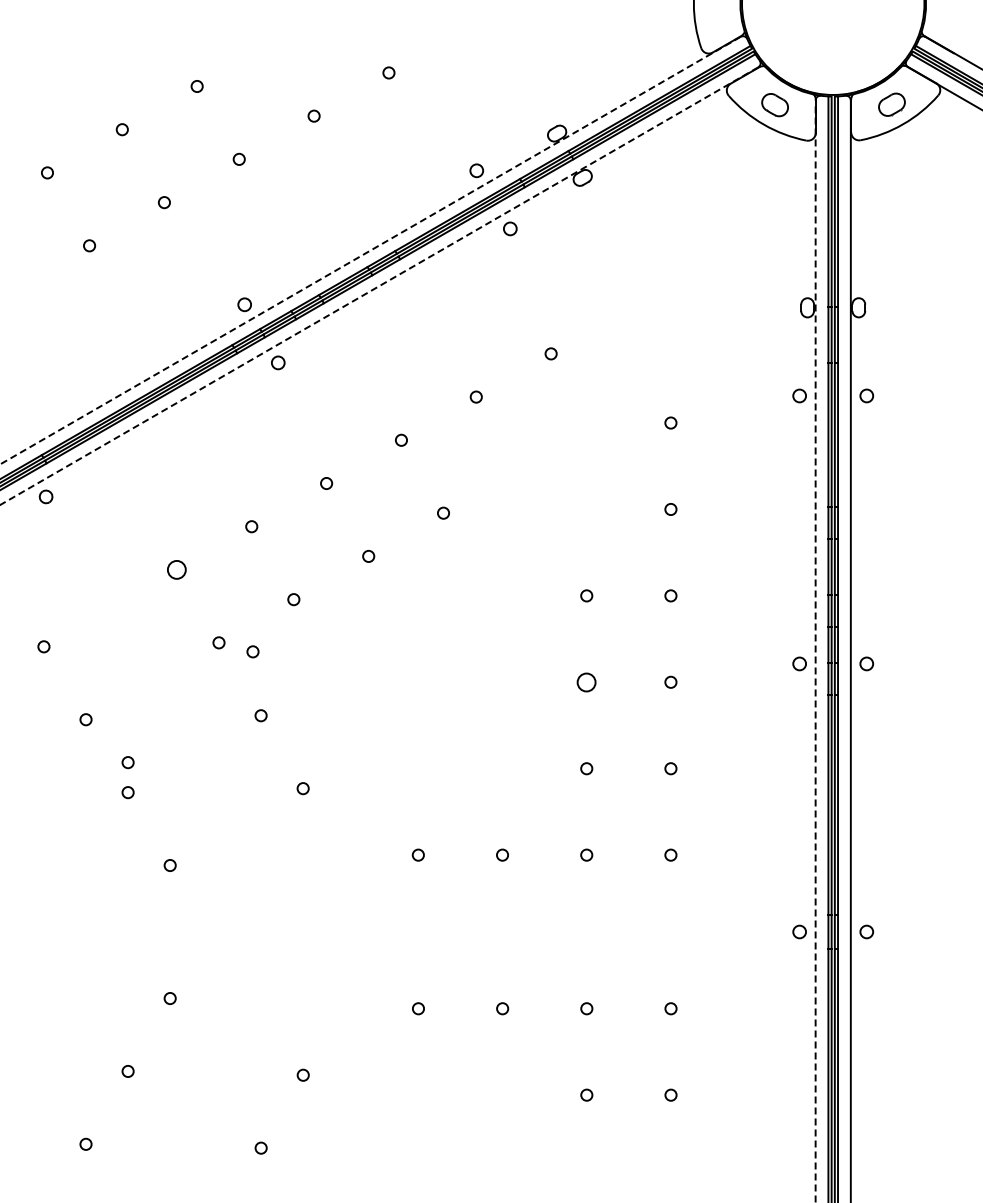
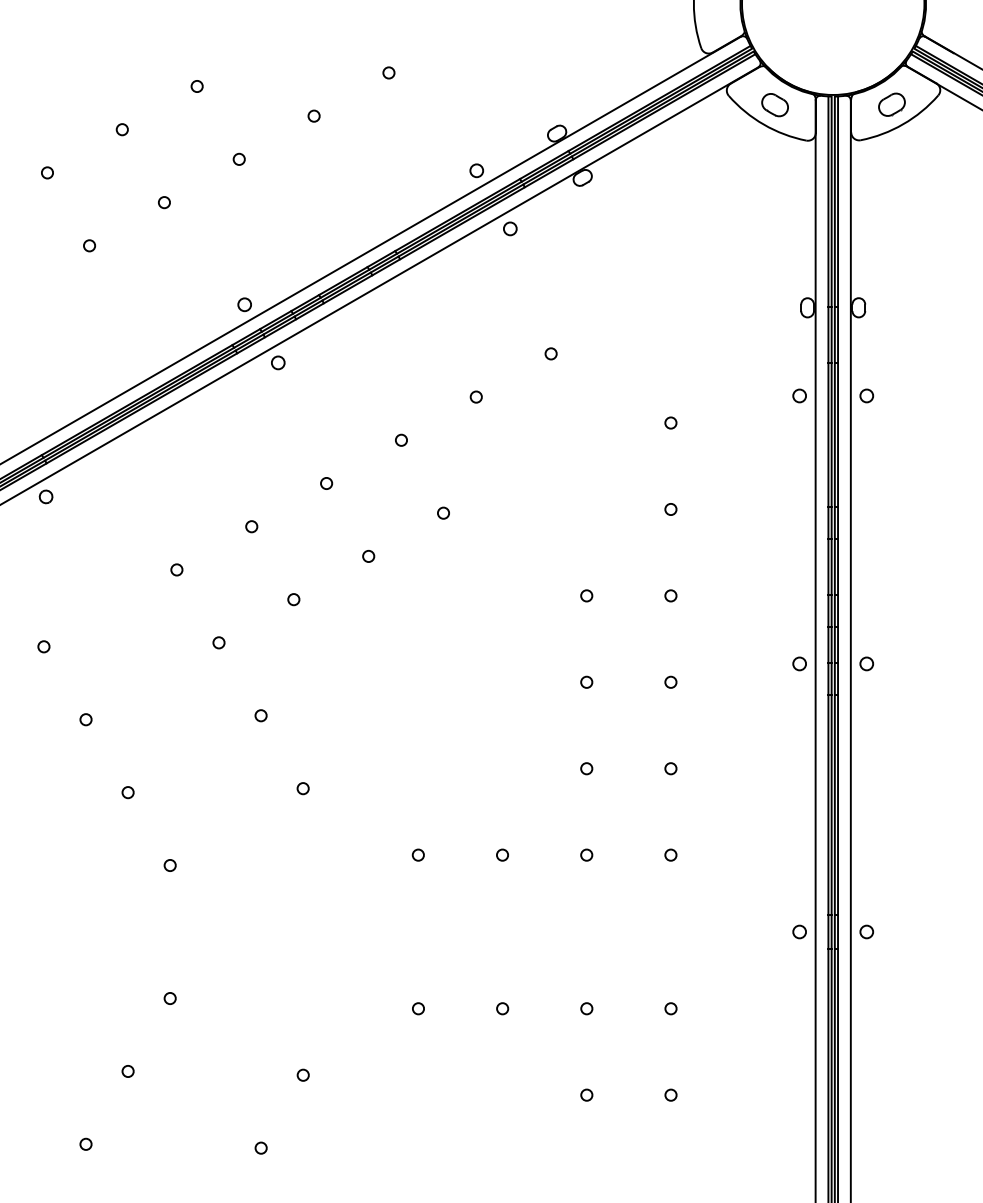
line: dashed -> solid (369, 250)
line: dashed -> solid (378, 286)
circle size: 20x20 px -> 14x14 px (176, 569)
circle: present -> none (252, 651)
line: dashed -> solid (815, 651)
circle size: 21x21 px -> 14x14 px (586, 681)
circle: present -> none (127, 762)
